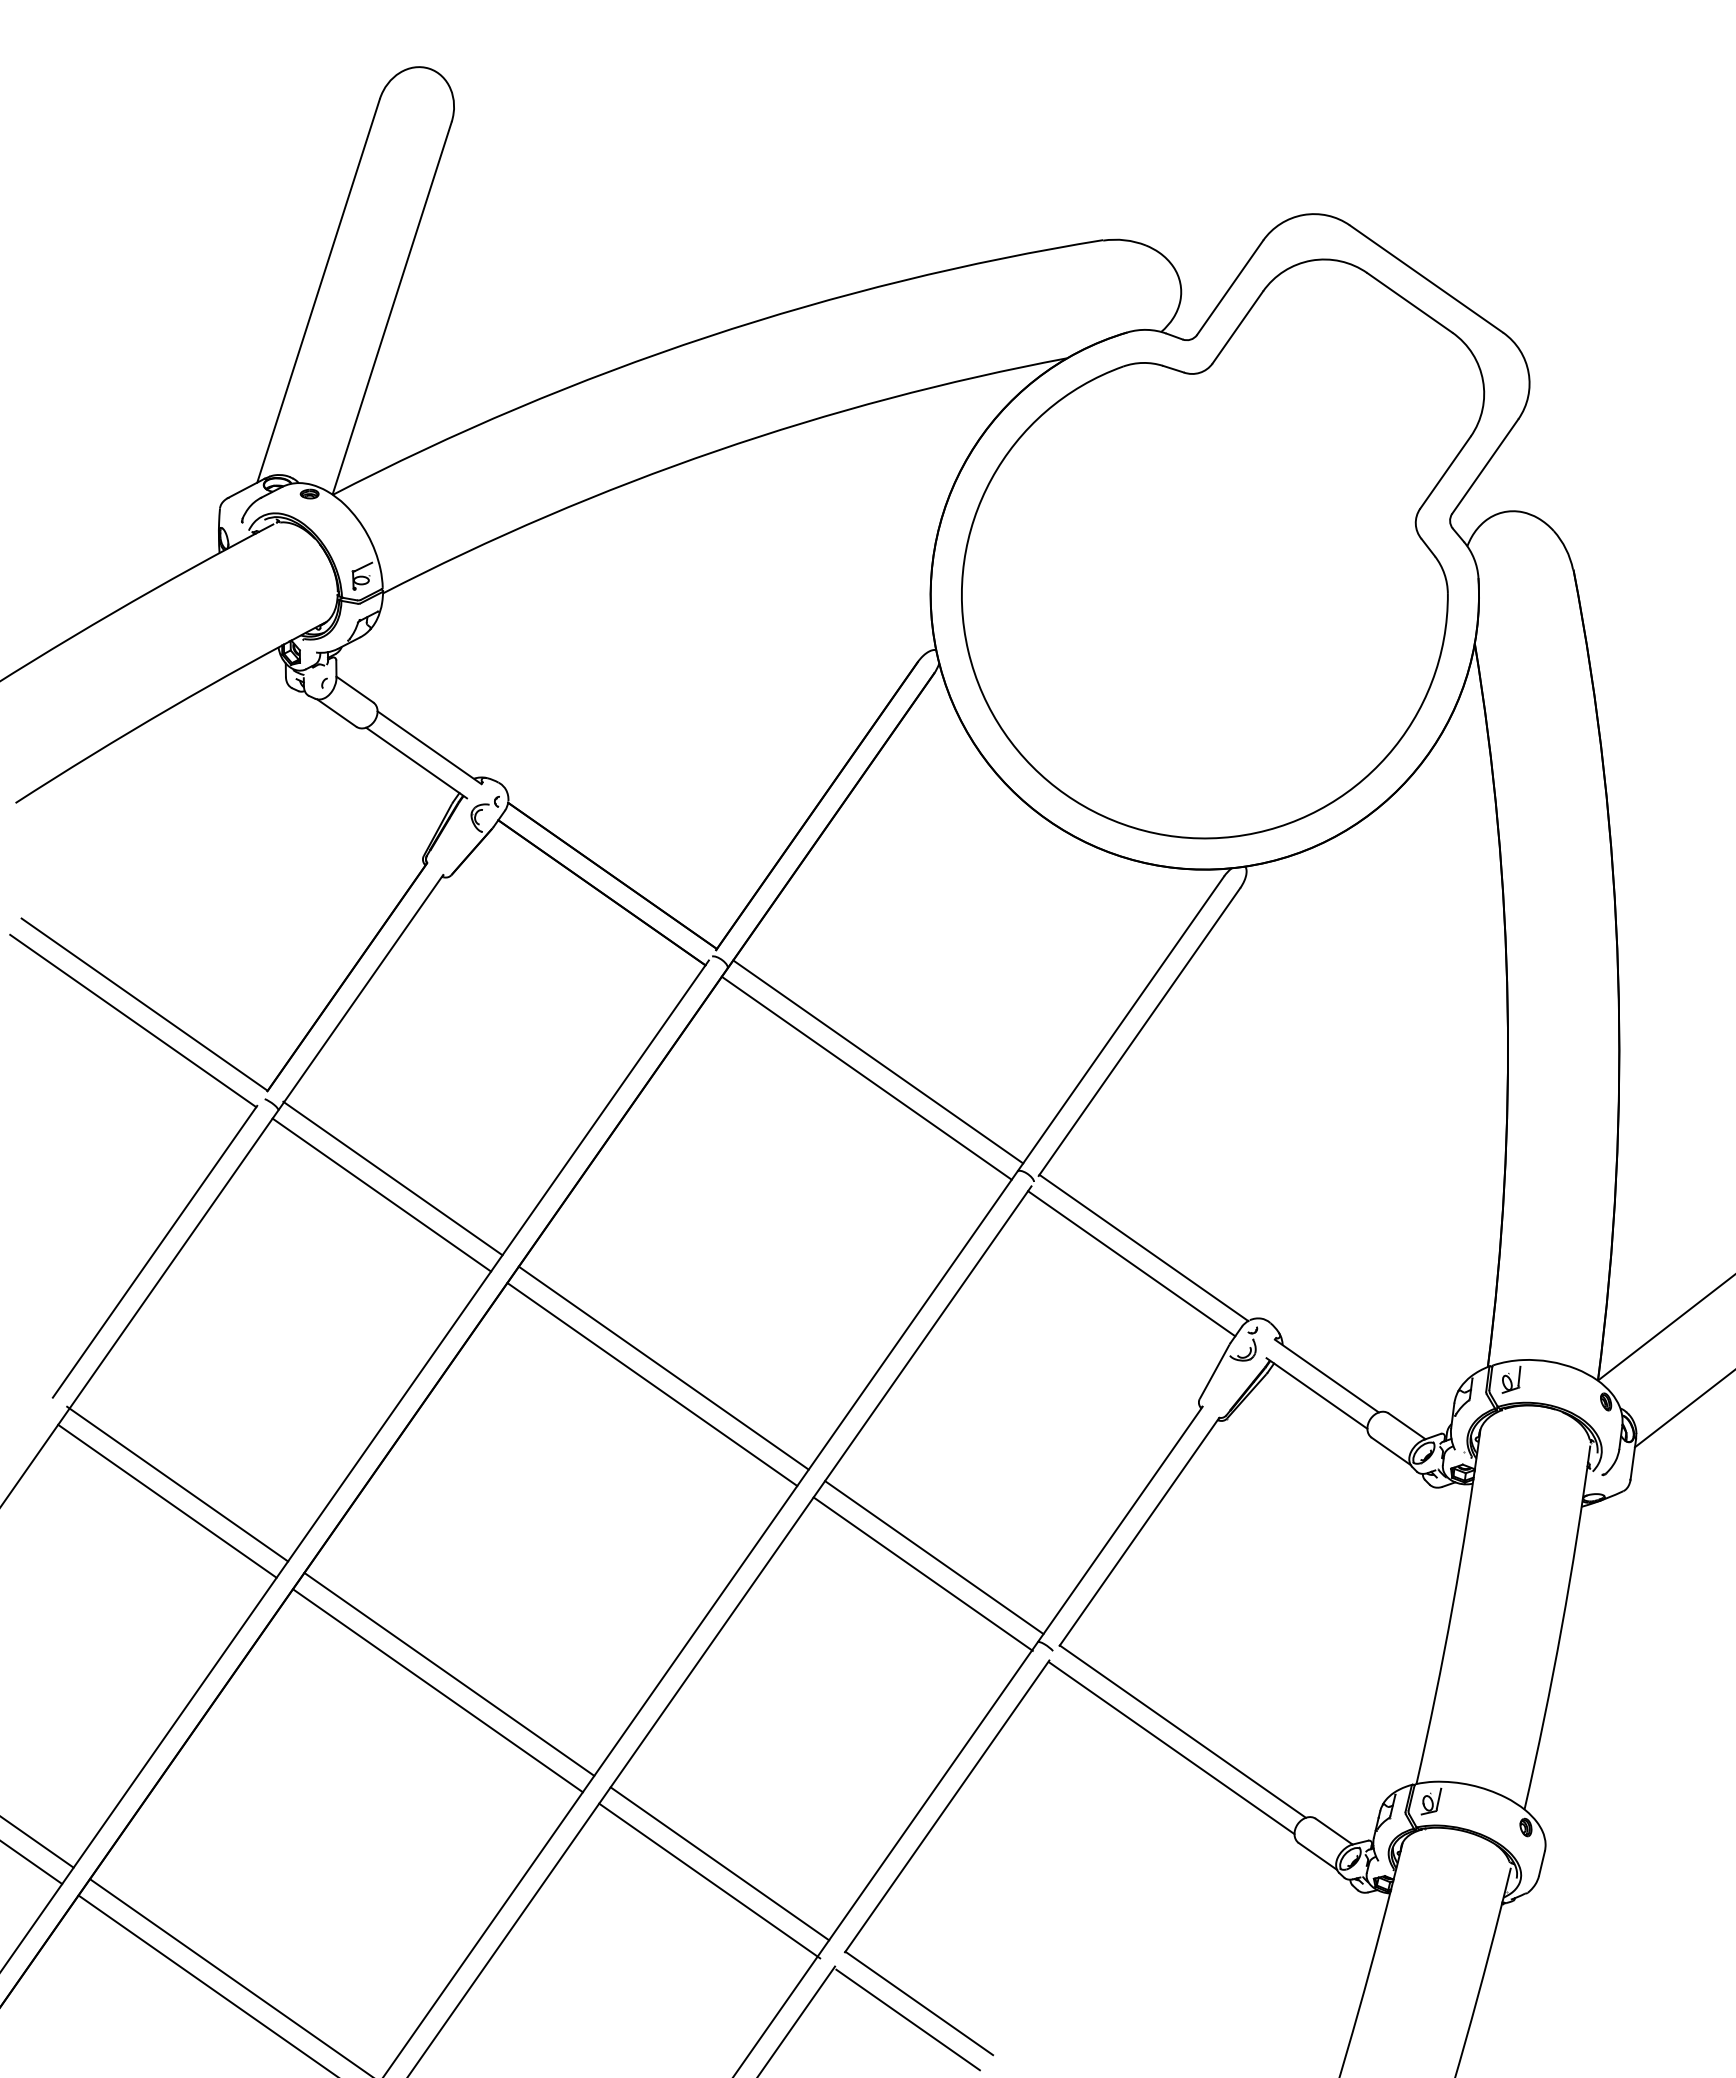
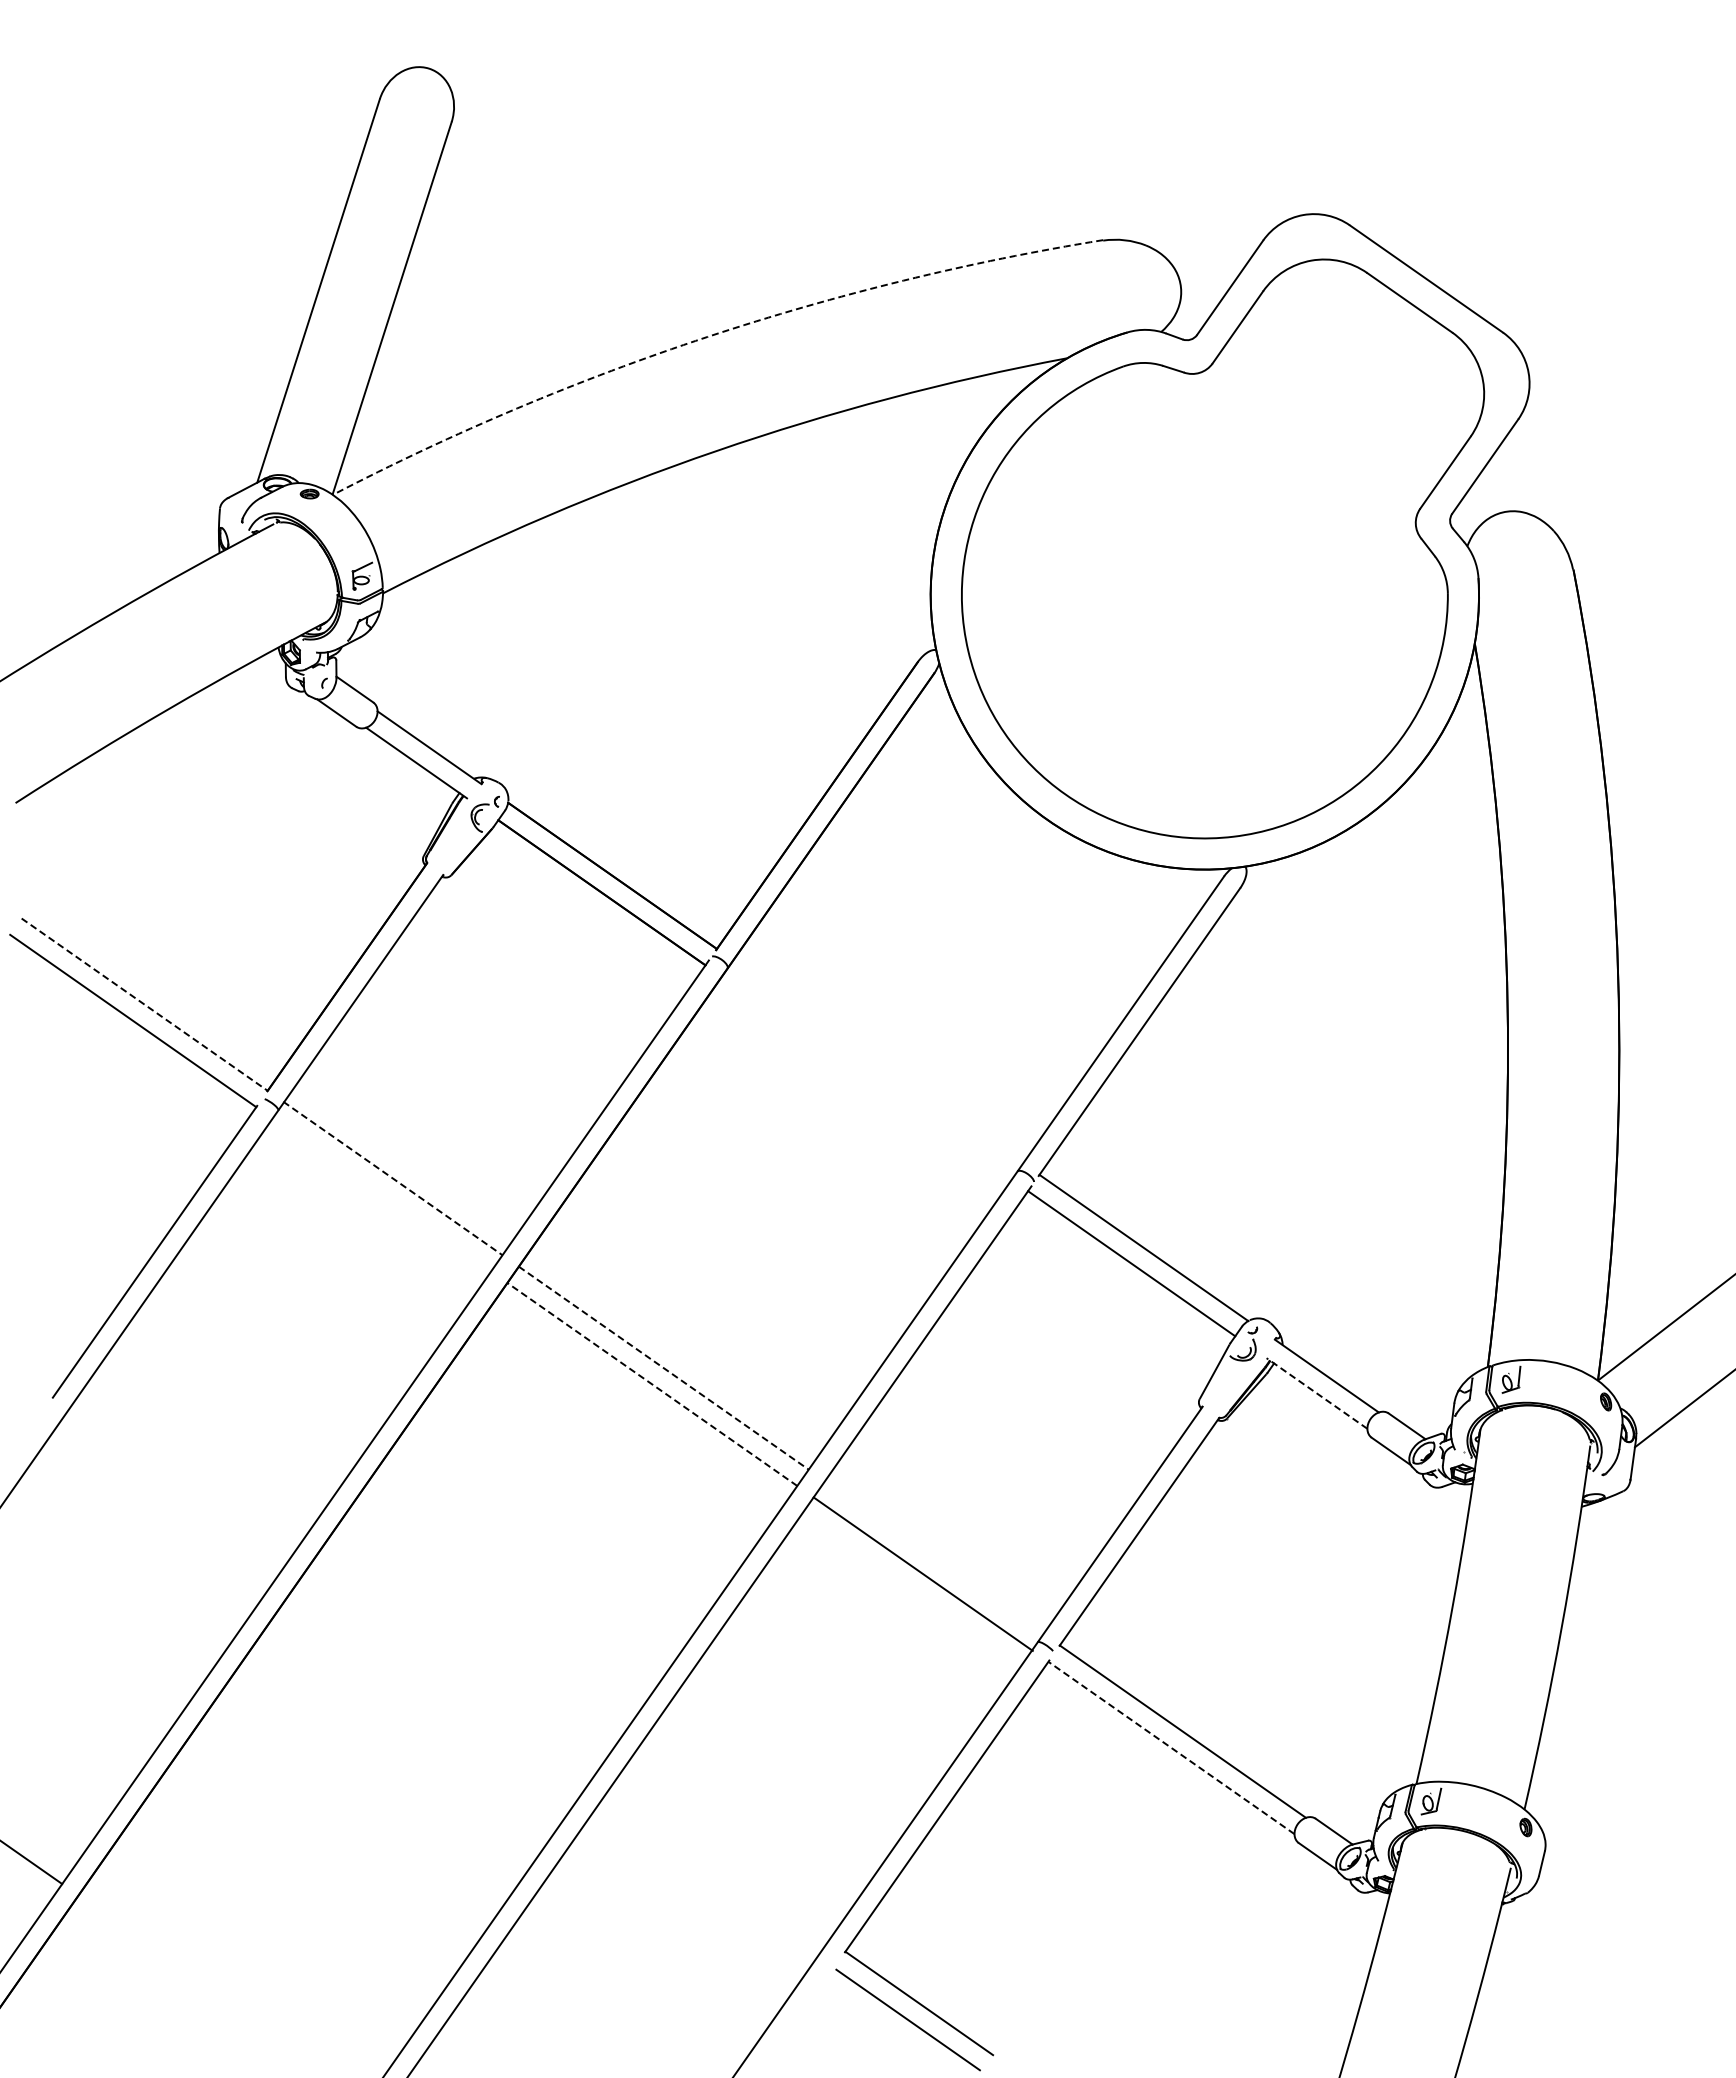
arc: solid -> dashed (707, 336)
line: solid -> dashed (144, 1004)
line: present -> none (878, 1061)
line: present -> none (866, 1077)
line: solid -> dashed (392, 1178)
line: present -> none (381, 1194)
line: solid -> dashed (663, 1368)
line: solid -> dashed (652, 1384)
line: solid -> dashed (1317, 1393)
line: present -> none (177, 1483)
line: present -> none (167, 1500)
line: present -> none (934, 1557)
line: present -> none (449, 1673)
line: present -> none (437, 1690)
line: solid -> dashed (1171, 1748)
line: present -> none (37, 1842)
line: present -> none (719, 1863)
line: present -> none (709, 1880)
line: present -> none (229, 1976)
line: present -> none (206, 1984)
line: present -> none (797, 2020)
